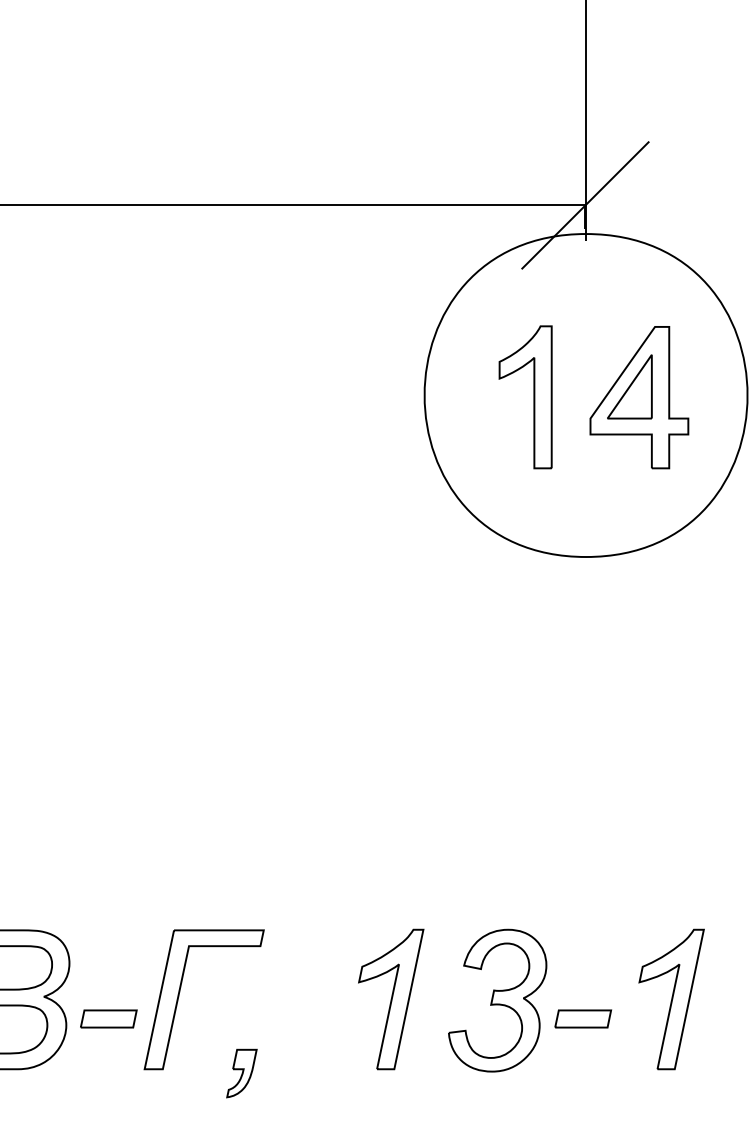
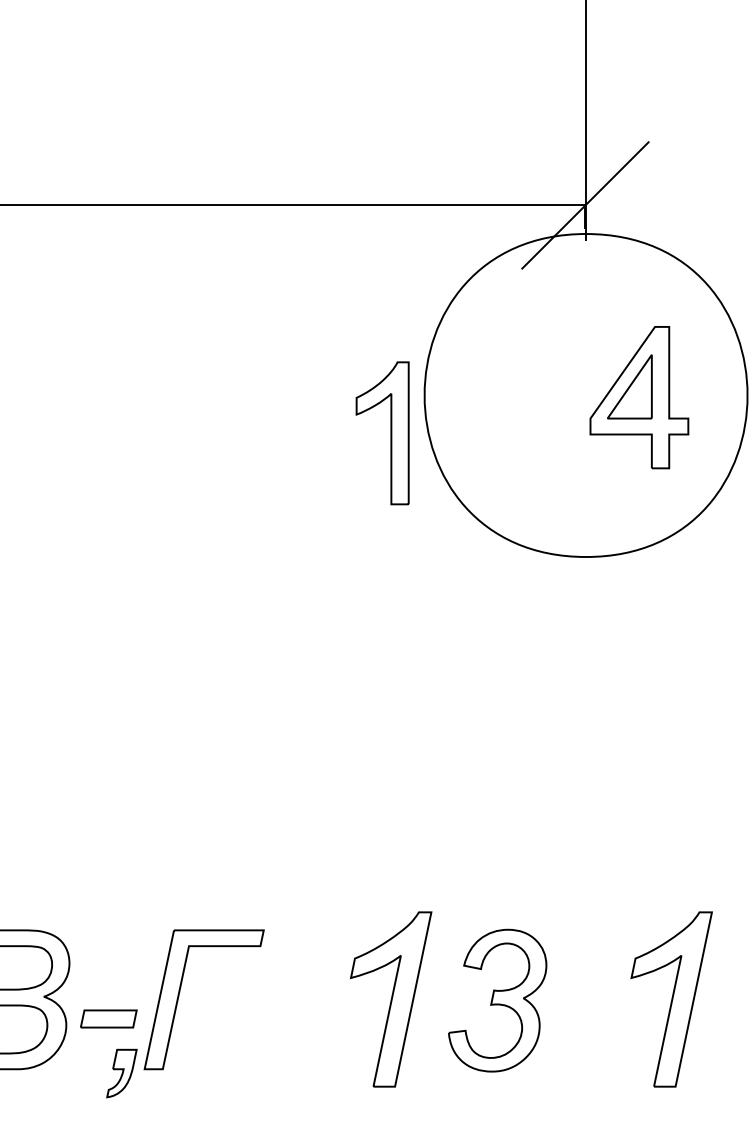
part position: (533, 397) -> (390, 433) (390, 433)
part size: 67x143 px -> 83x177 px (391, 999)
part size: 67x143 px -> 83x177 px (671, 999)
part: present -> none (583, 1018)
part position: (241, 1073) -> (121, 1073) (121, 1073)
